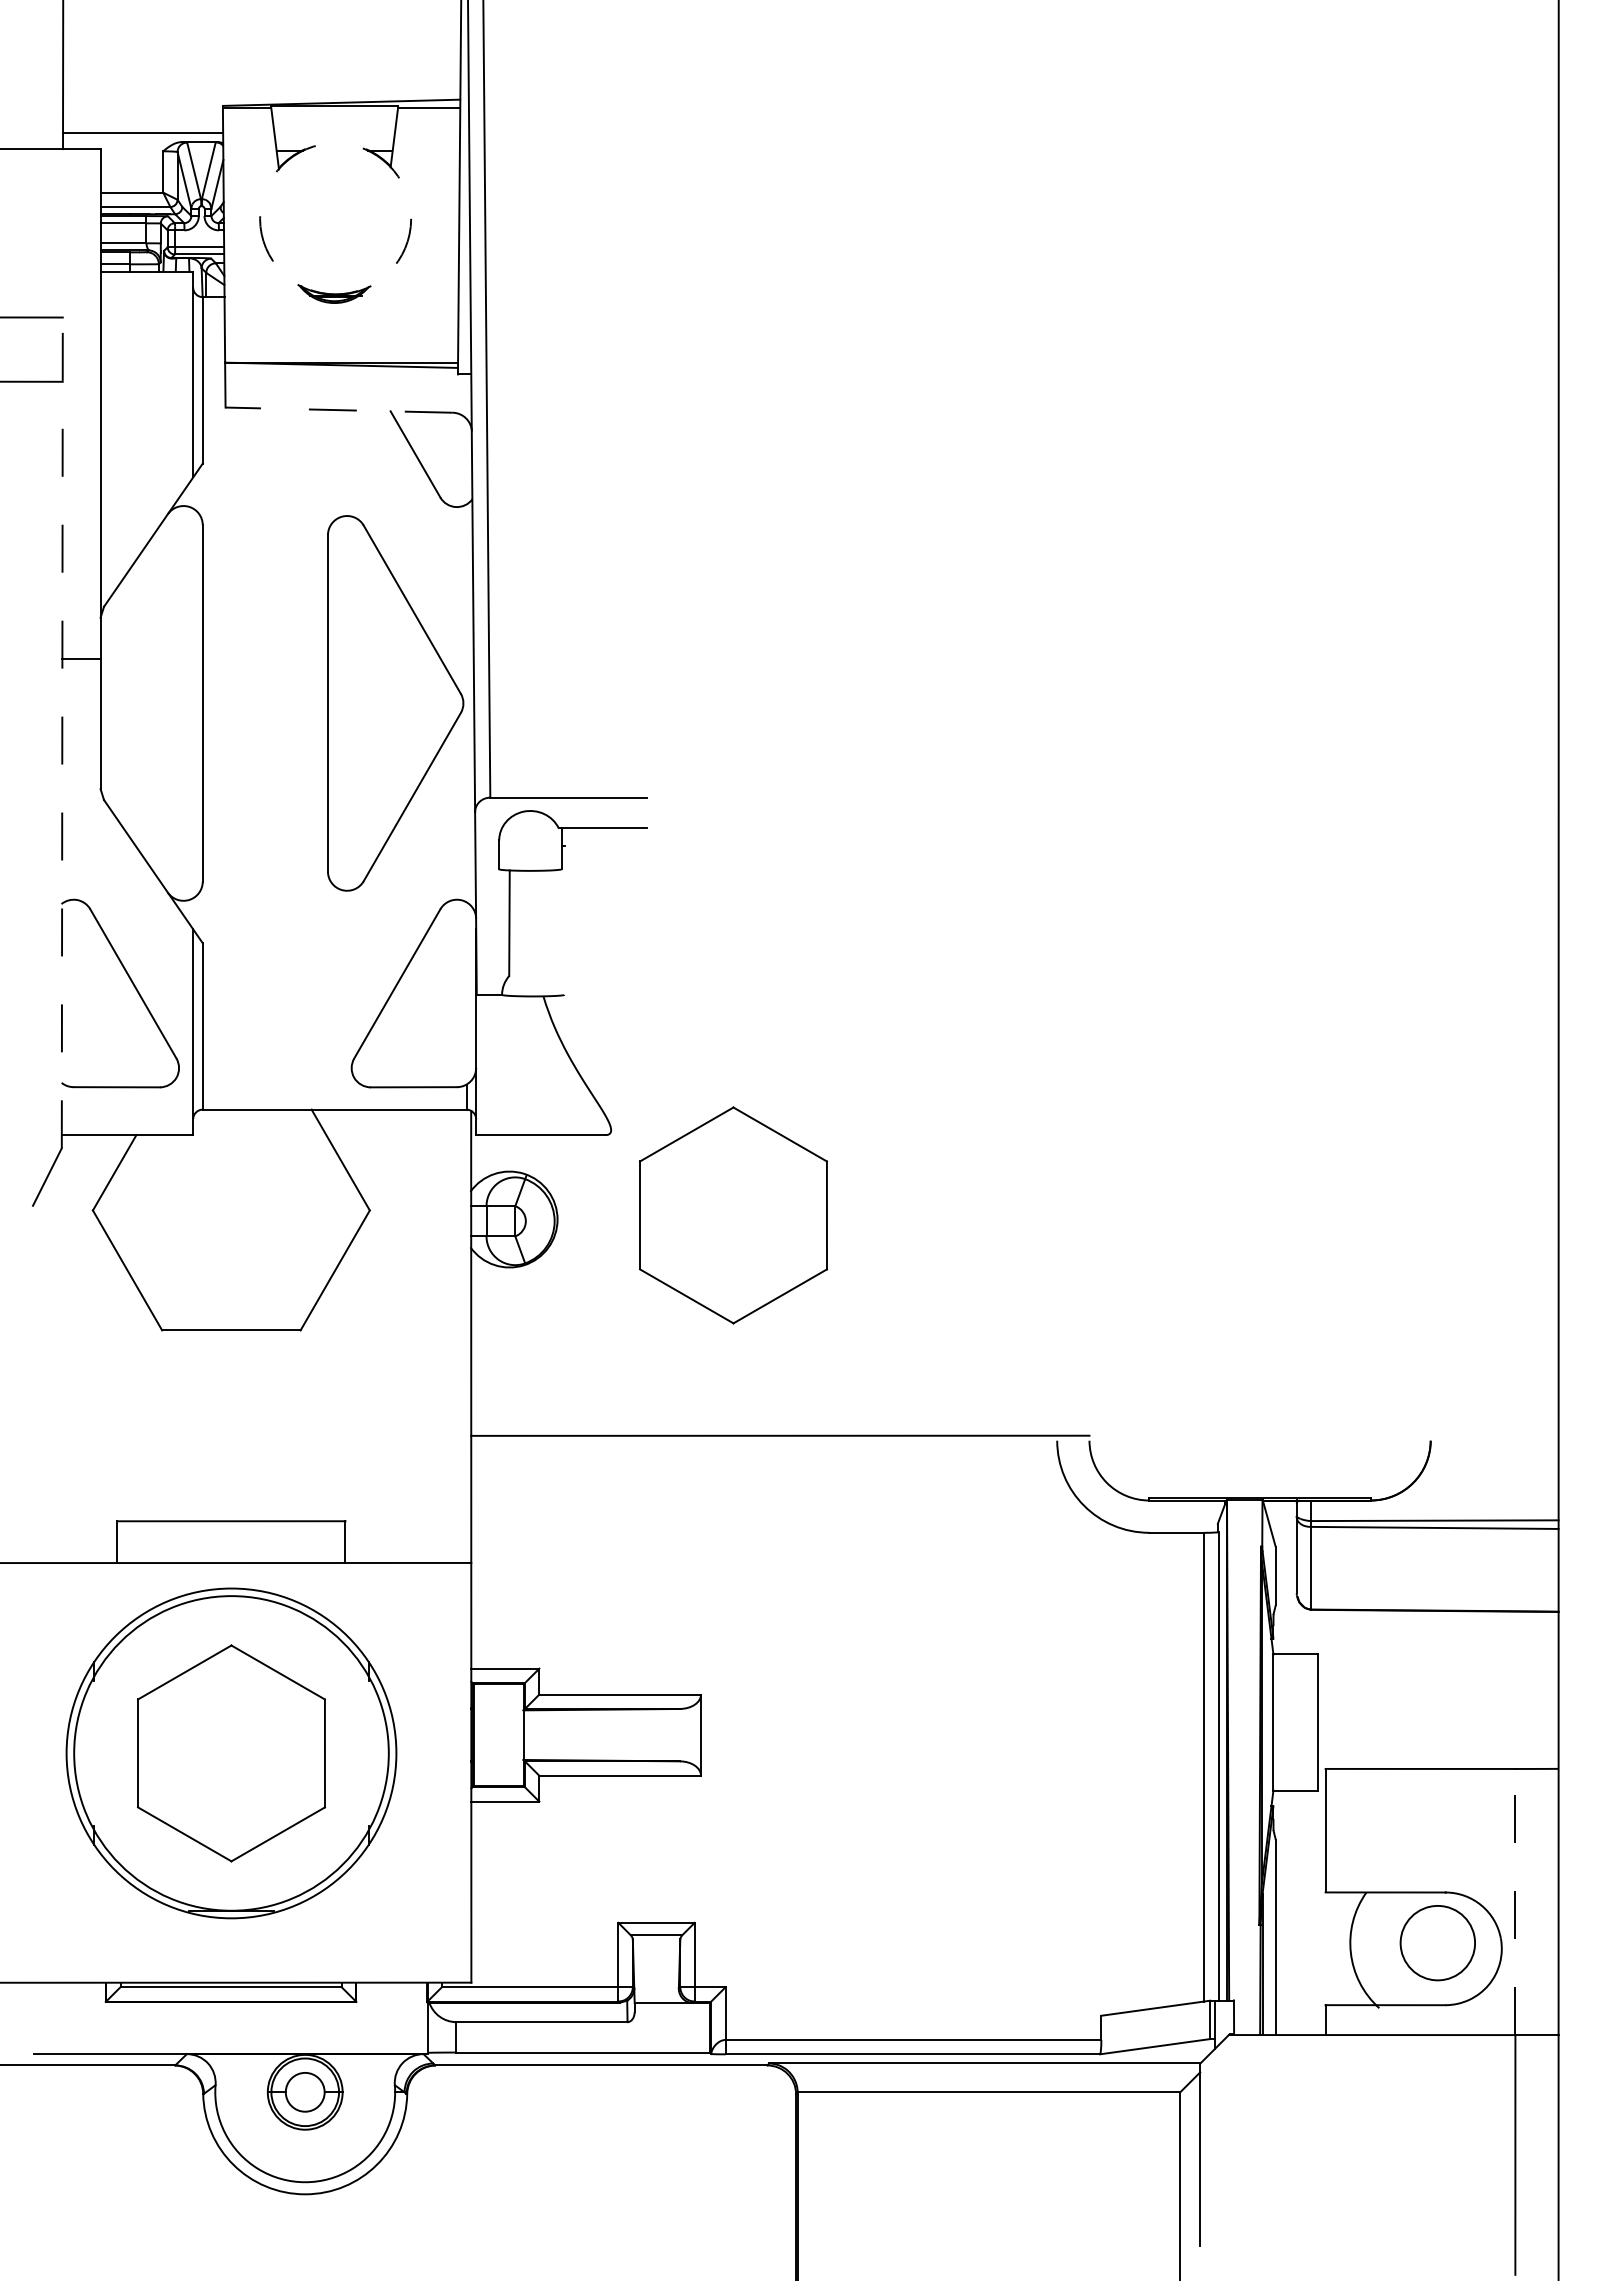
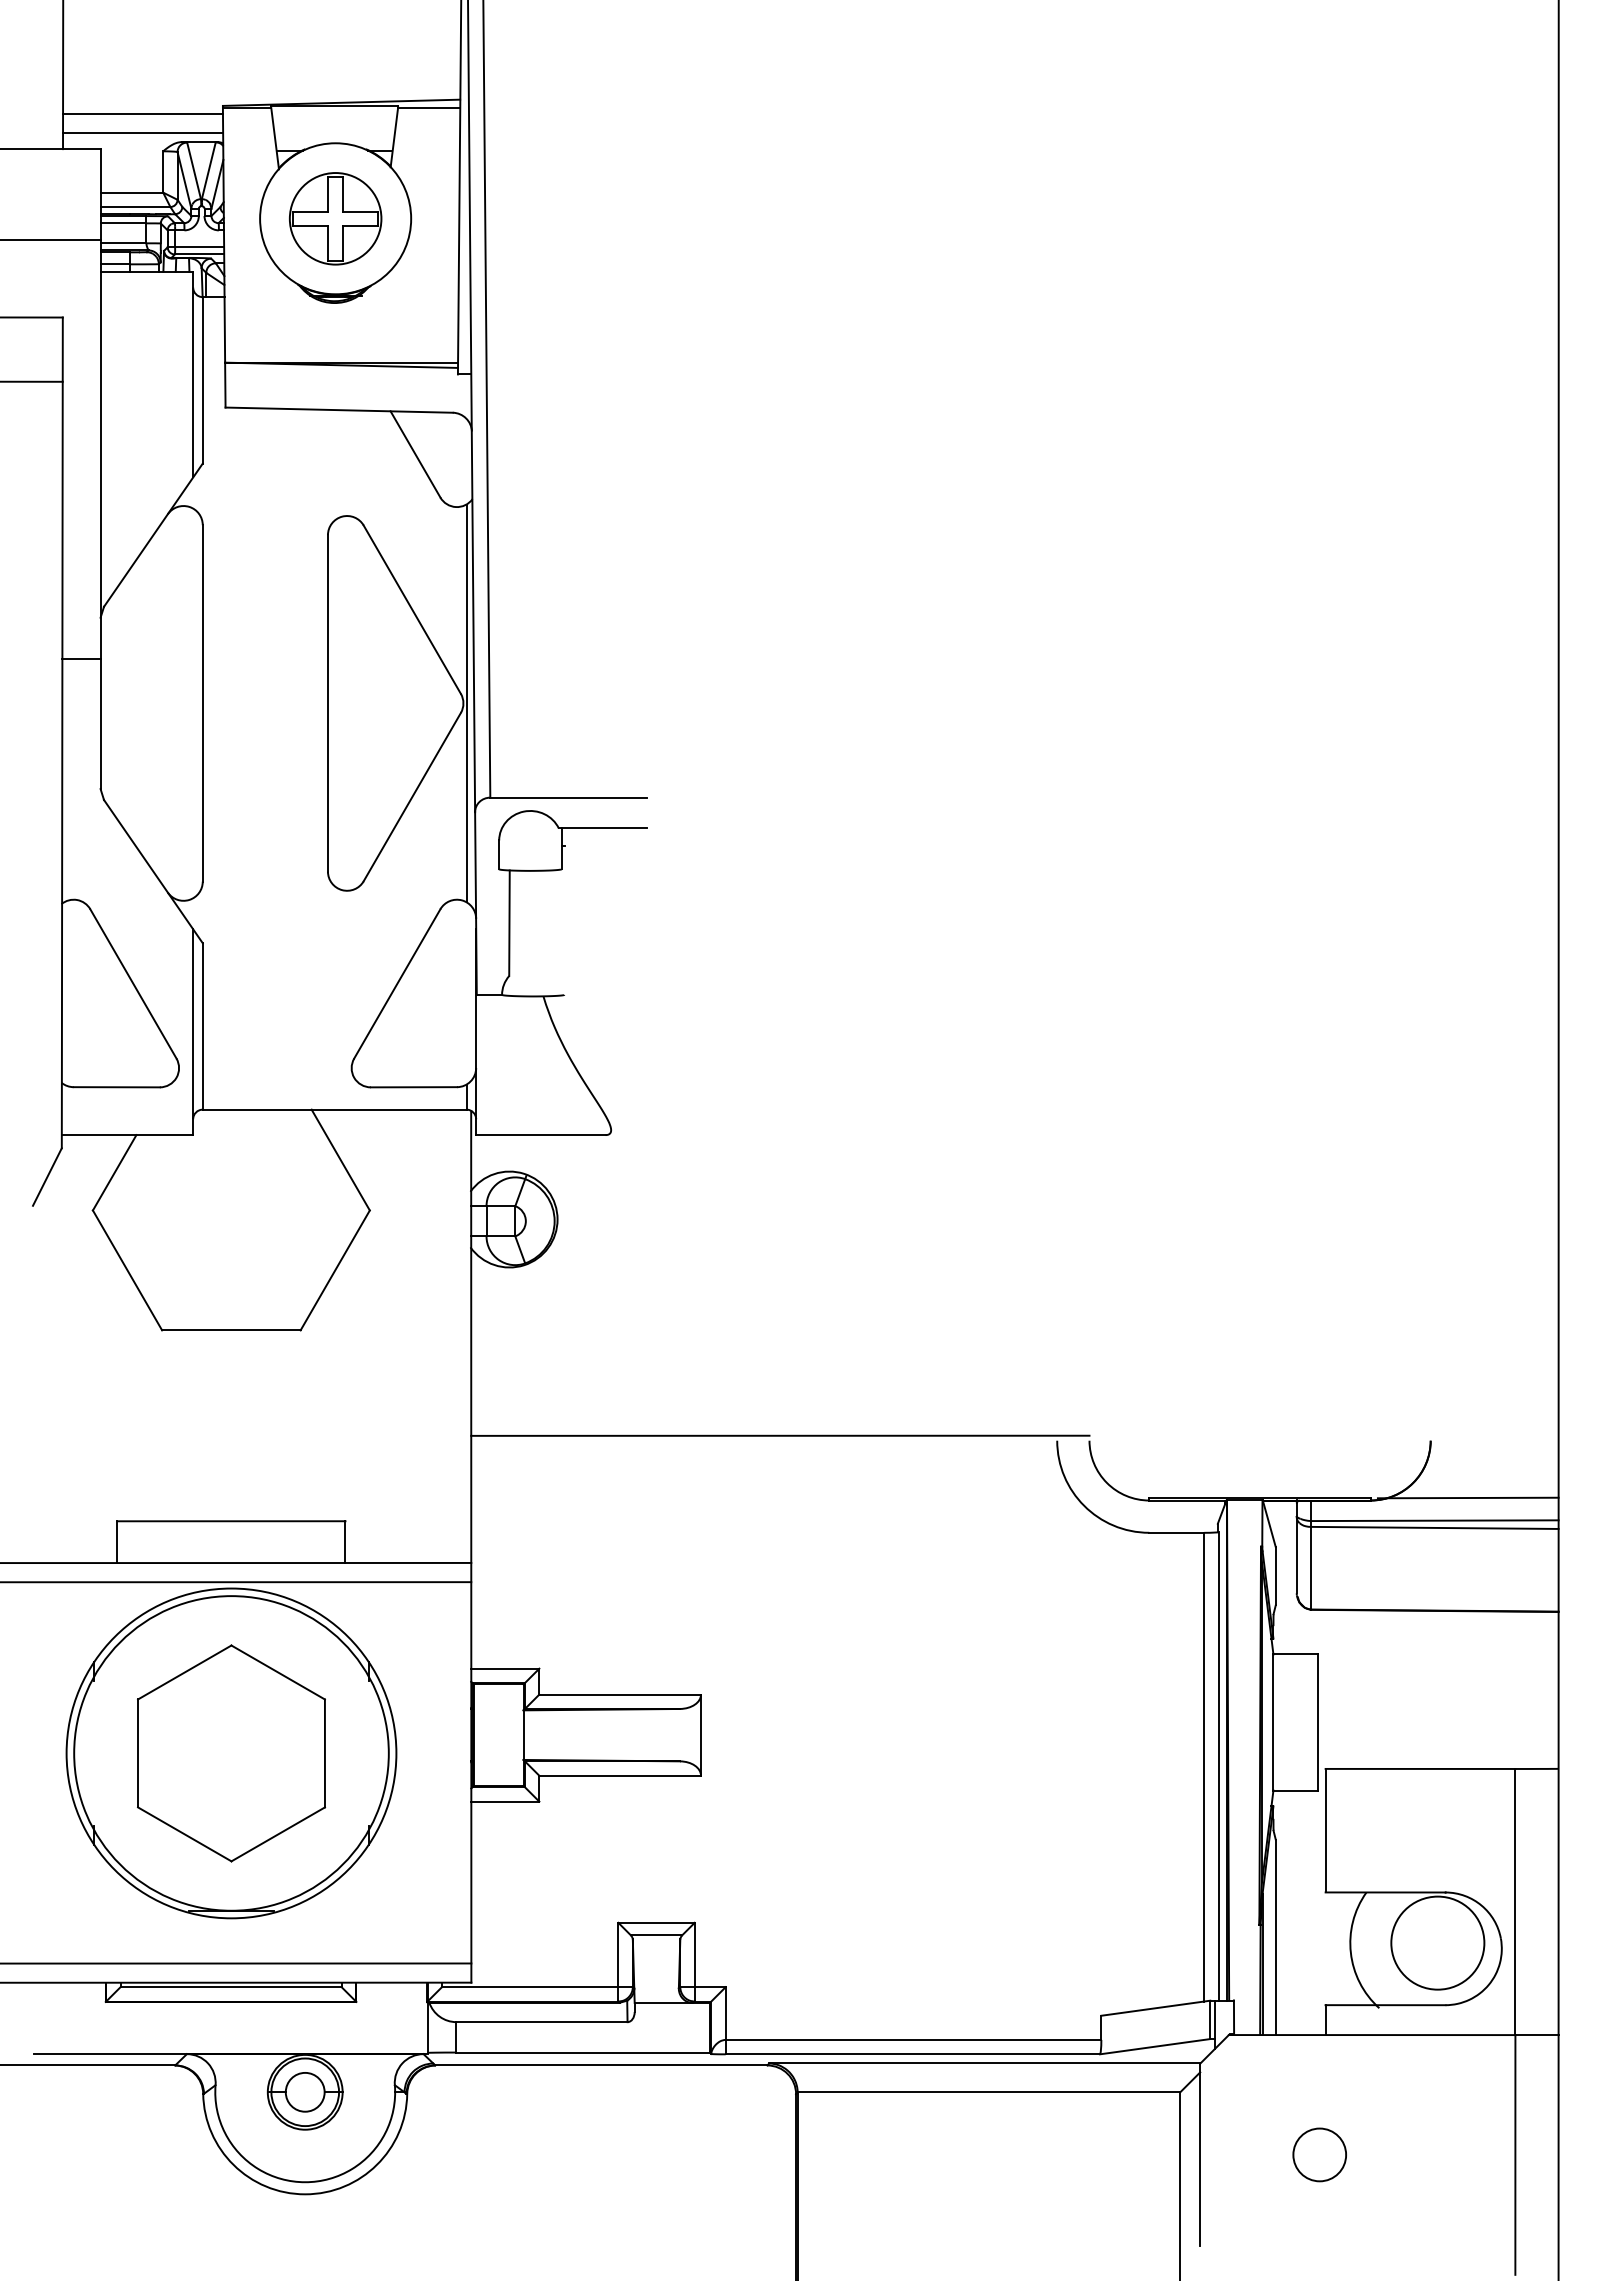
line: none -> present (142, 114)
circle: dashed -> solid (335, 218)
part: none -> present (335, 218)
line: none -> present (51, 240)
line: dashed -> solid (339, 410)
line: none -> present (466, 703)
line: dashed -> solid (62, 732)
part: present -> none (733, 1215)
line: none -> present (1467, 1497)
line: none -> present (236, 1582)
line: dashed -> solid (1515, 1901)
circle diameter: 74 px -> 93 px (1437, 1942)
line: none -> present (236, 1963)
circle: none -> present (1319, 2154)
